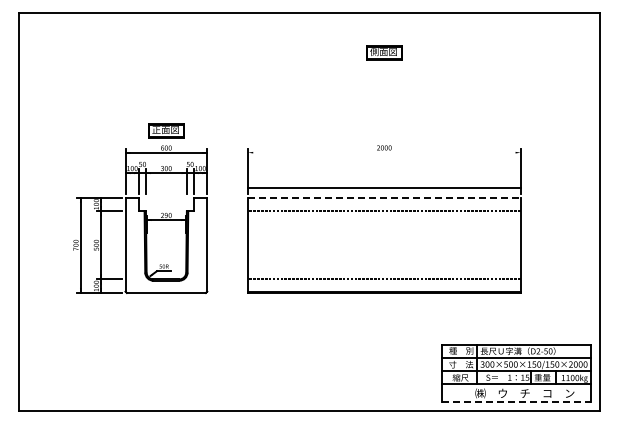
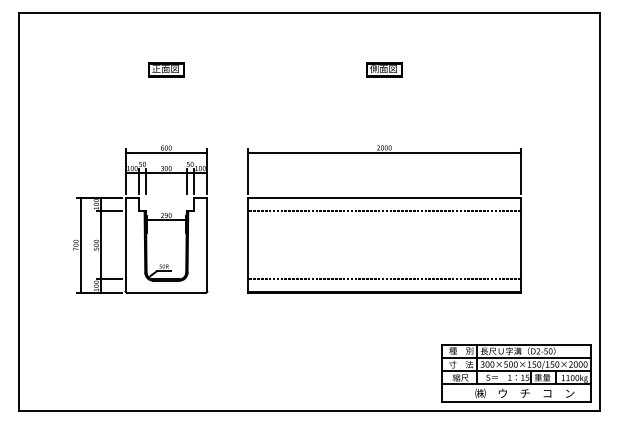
part position: (384, 52) -> (384, 69) (384, 69)
part position: (166, 130) -> (166, 69) (166, 69)
line position: (384, 187) -> (384, 152) (384, 152)
line: dashed -> solid (384, 197)
line: dashed -> solid (517, 401)
